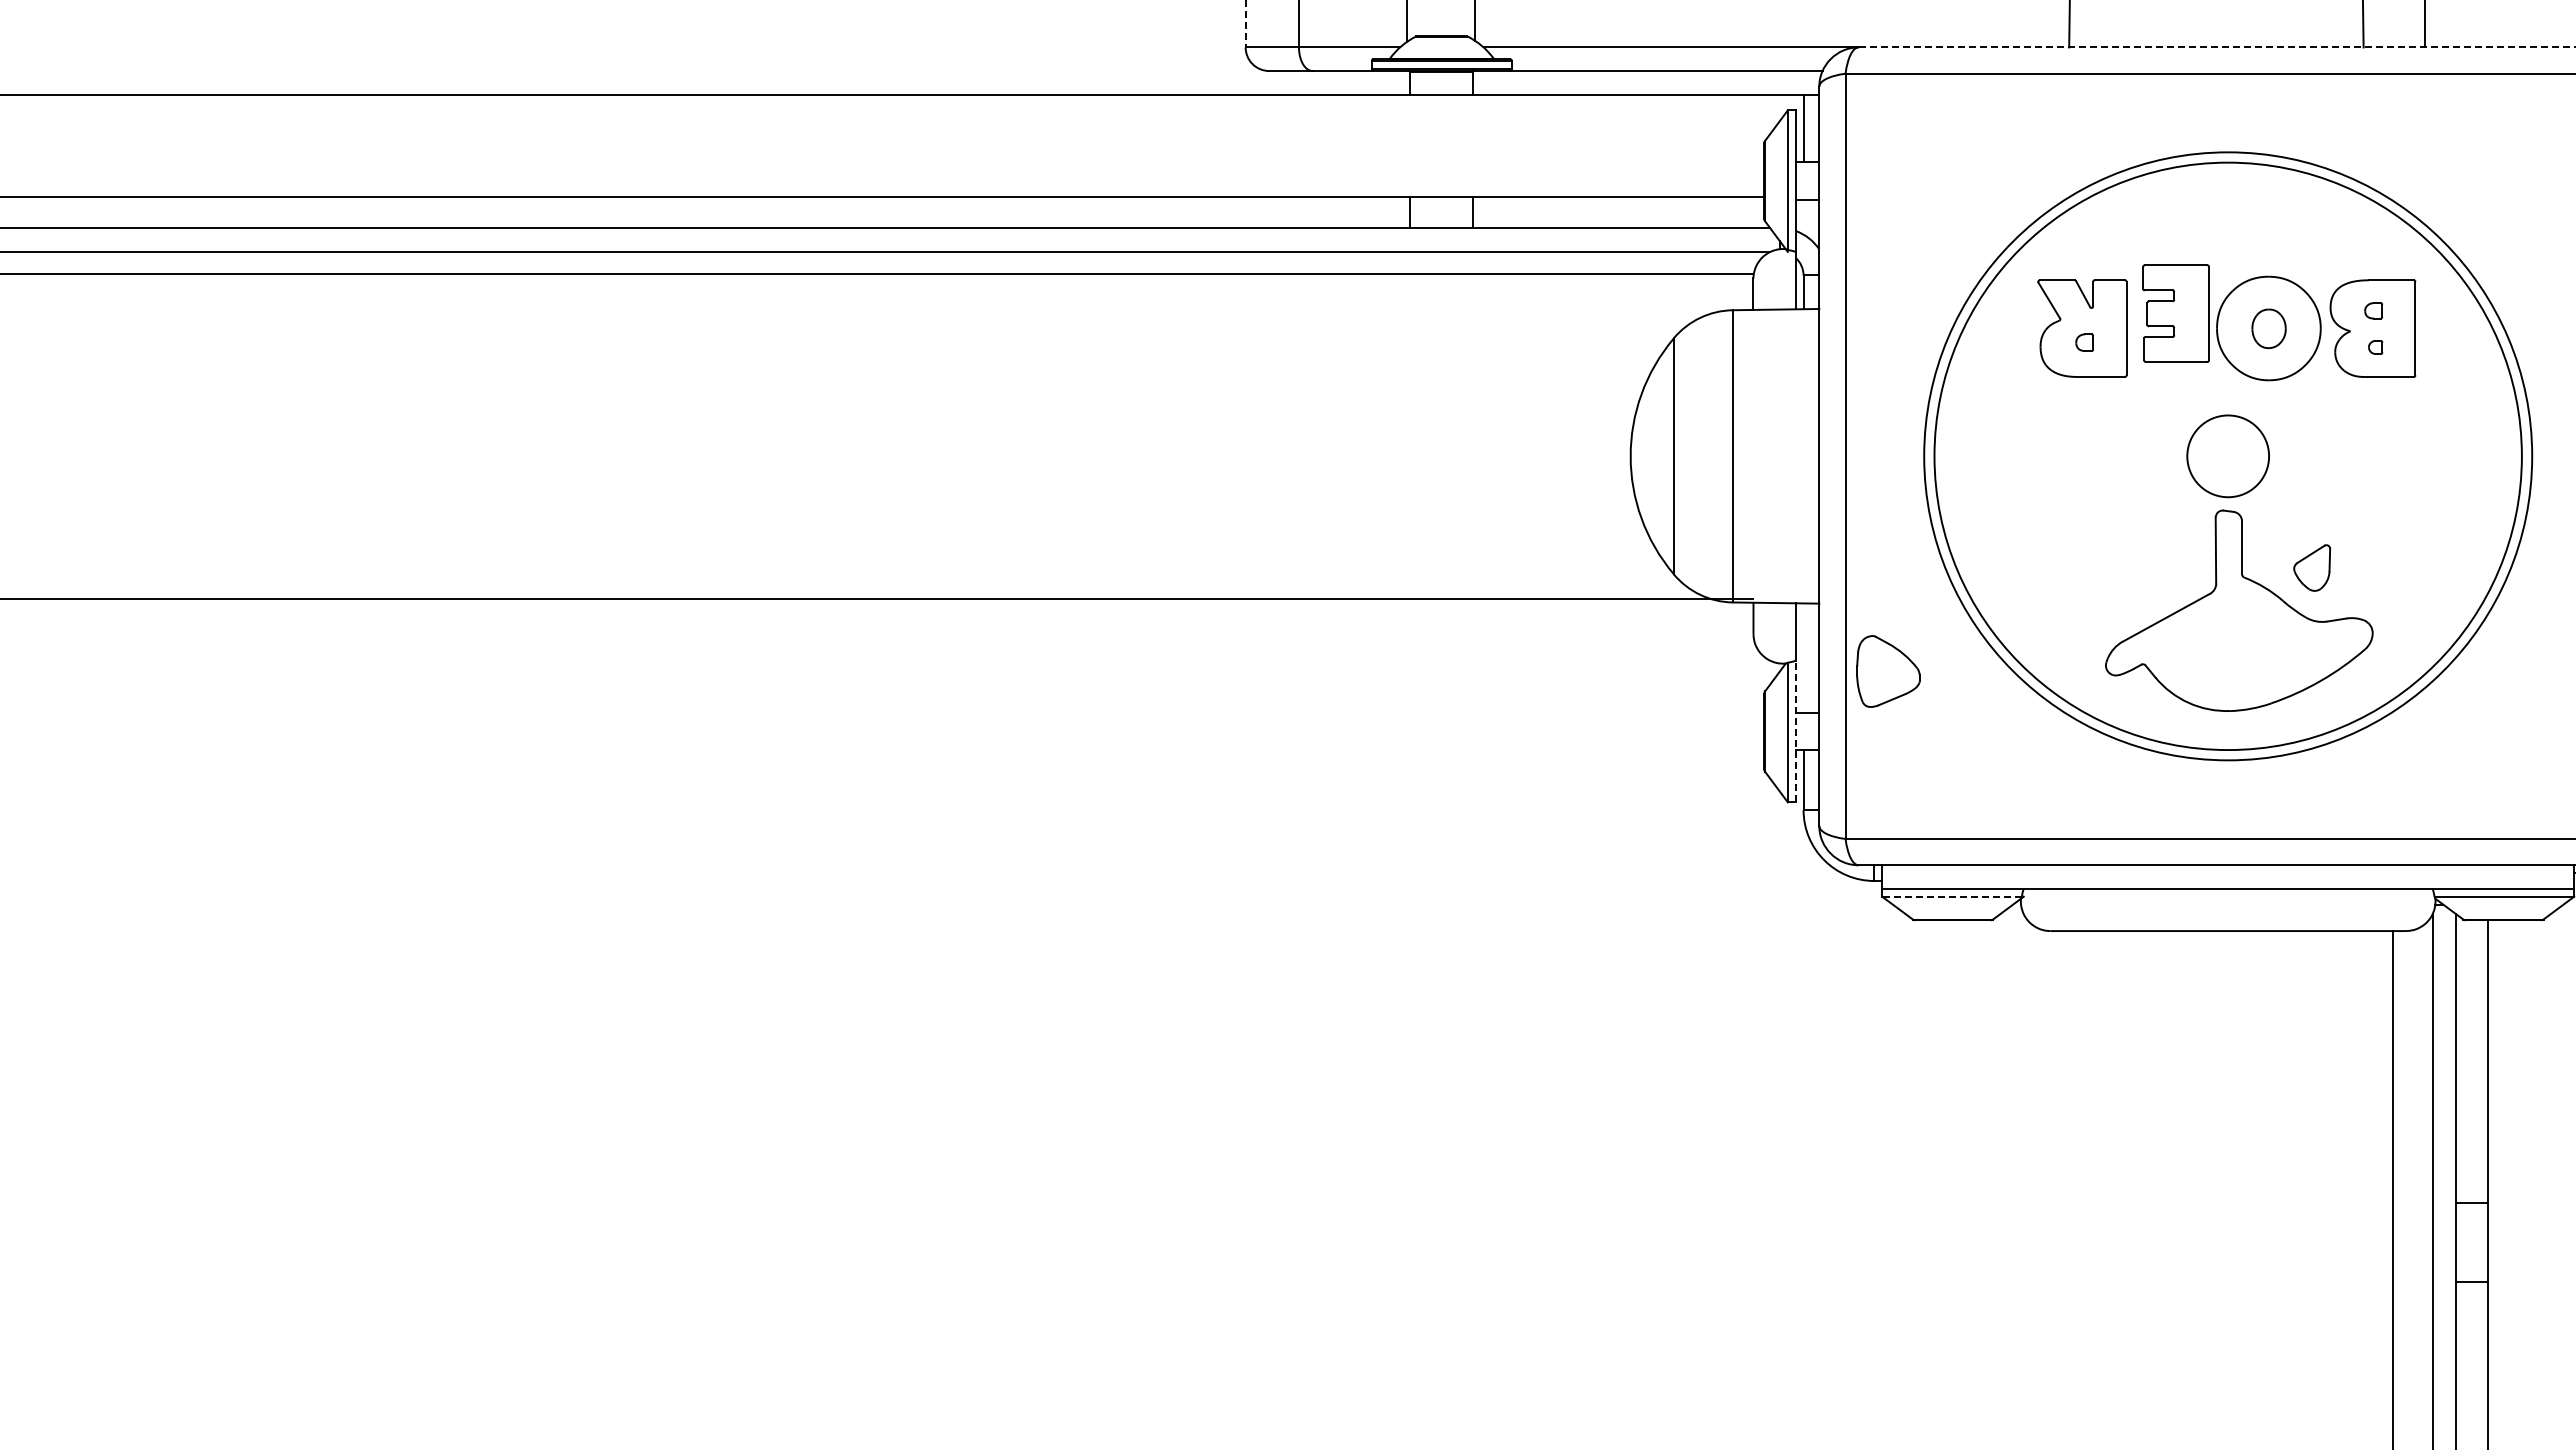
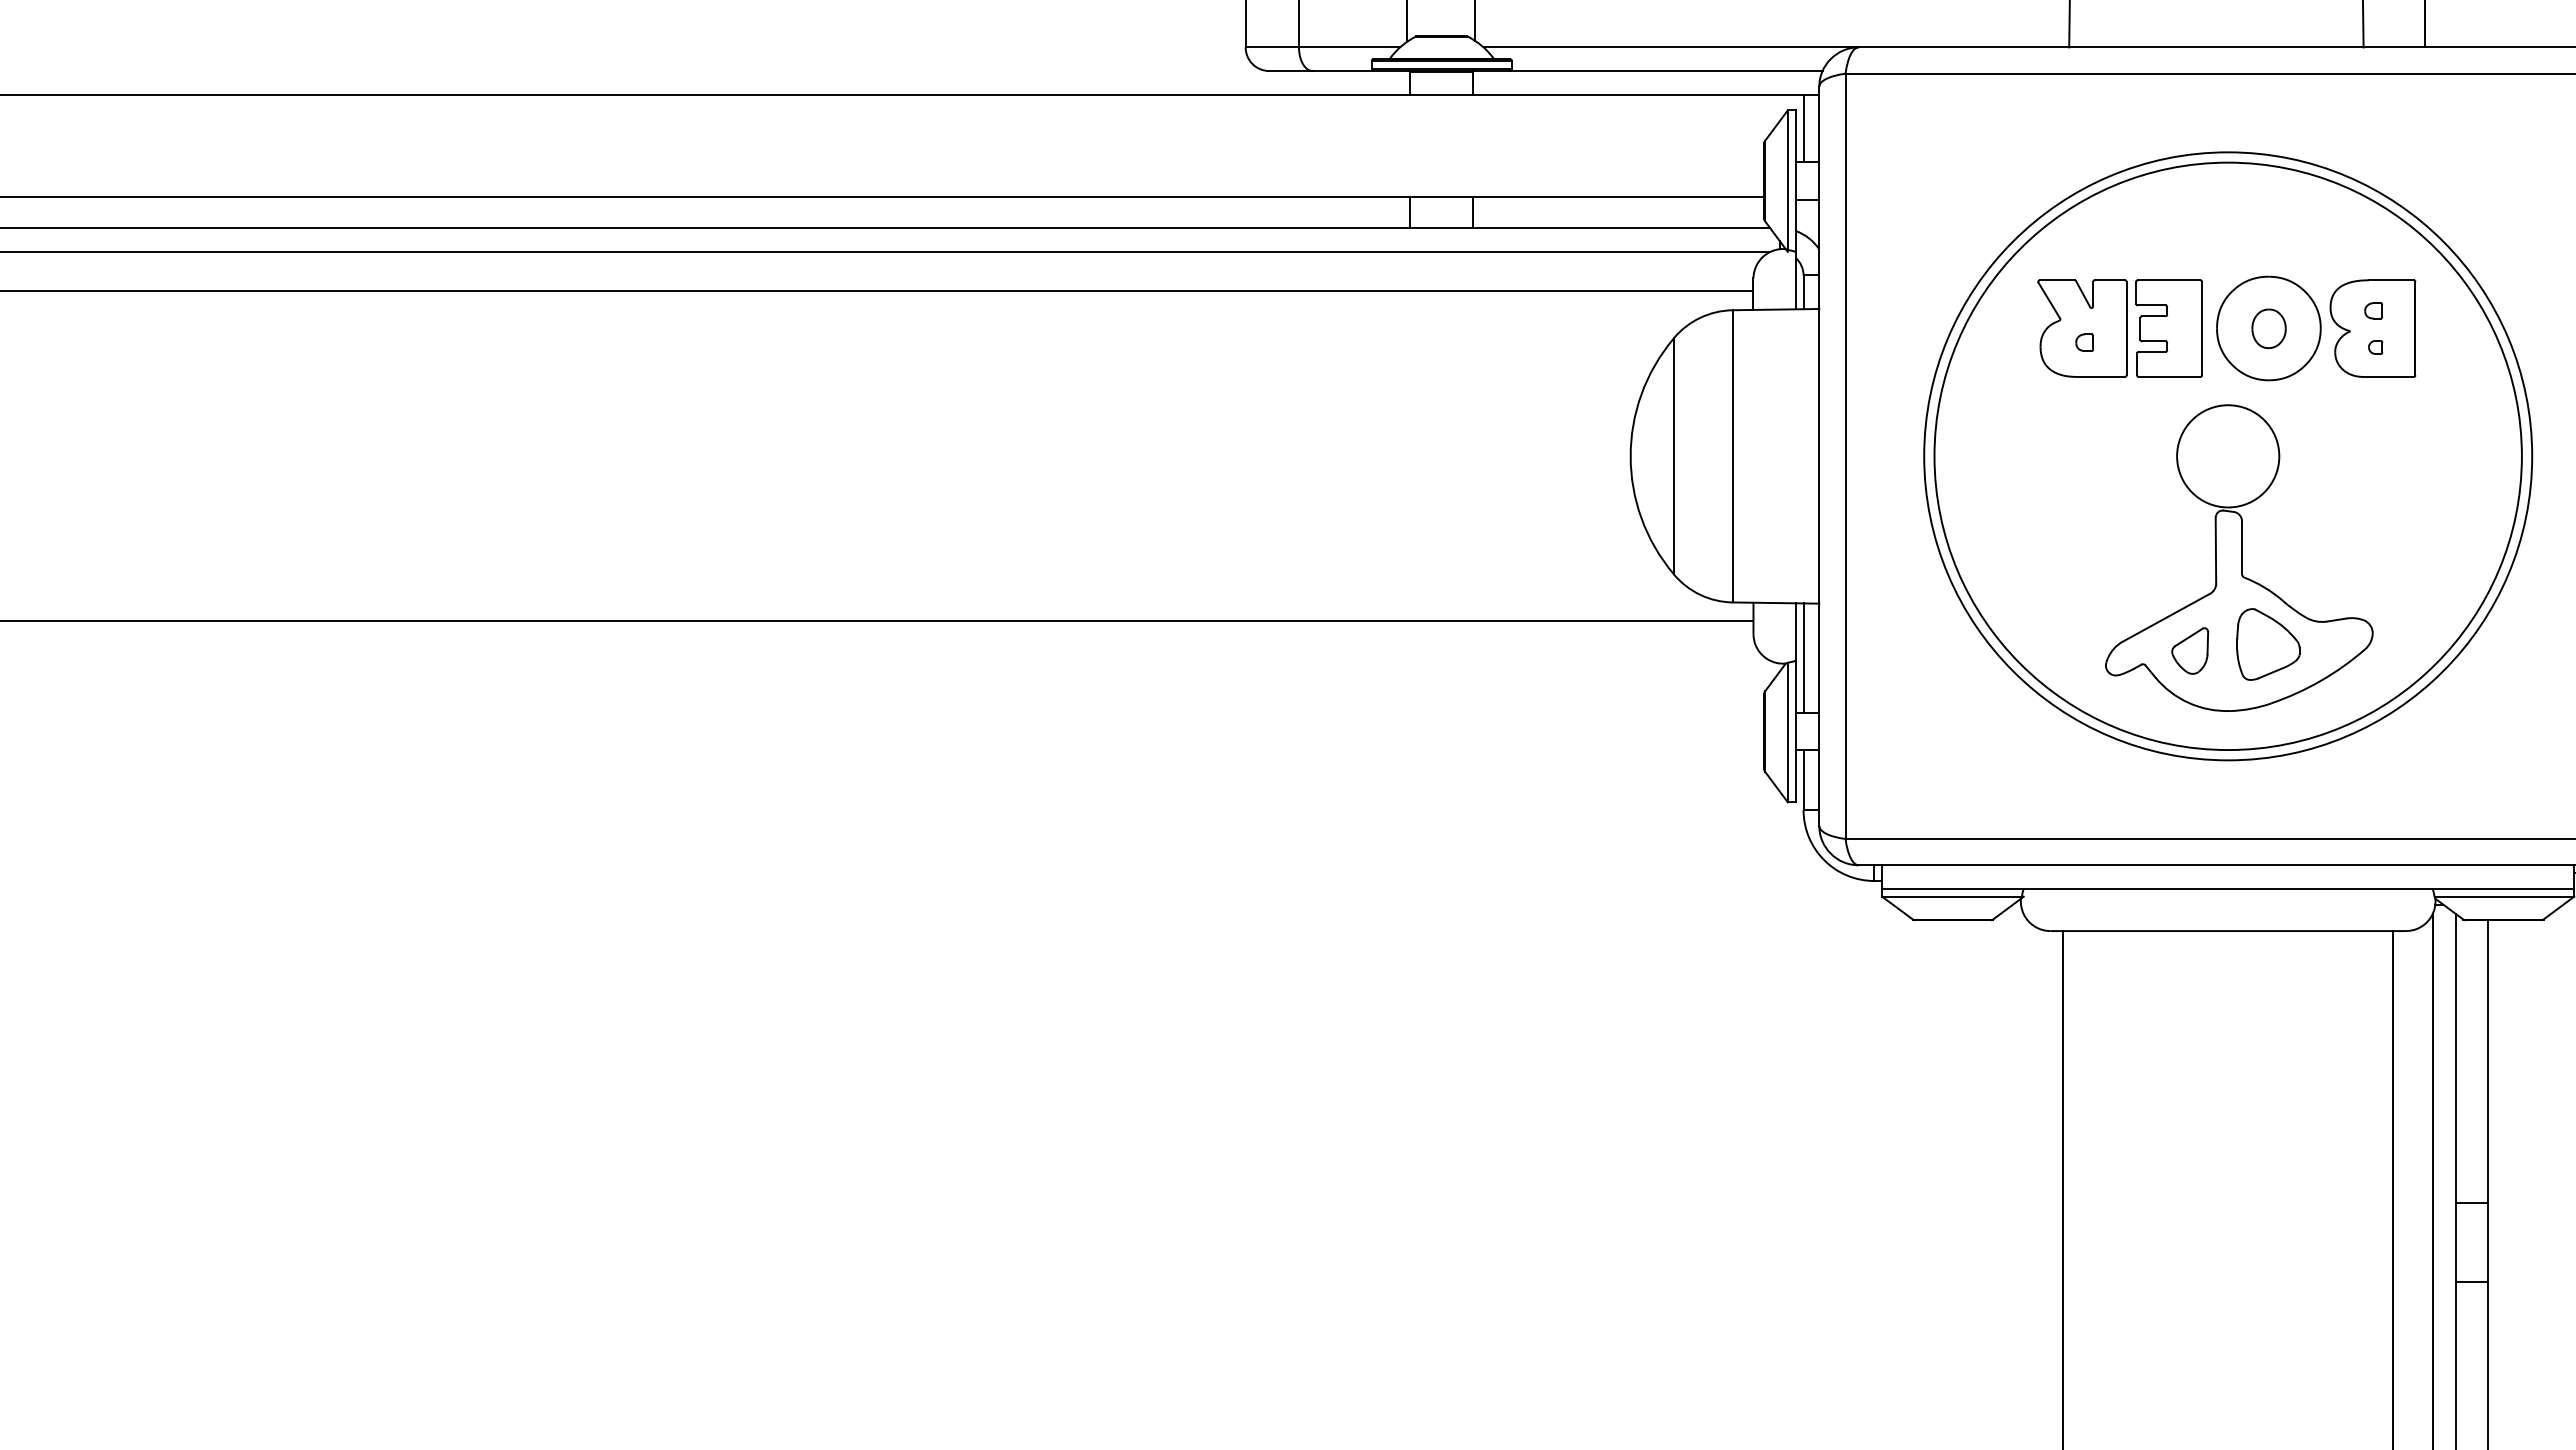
line: dashed -> solid (1245, 24)
line: dashed -> solid (2217, 47)
line position: (877, 274) -> (877, 291) (877, 291)
part position: (2175, 313) -> (2168, 328) (2168, 328)
circle diameter: 82 px -> 102 px (2228, 456)
part position: (2312, 567) -> (2190, 650) (2190, 650)
line position: (877, 599) -> (877, 621) (877, 621)
line: none -> present (1803, 657)
part position: (1888, 671) -> (2268, 644) (2268, 644)
line: dashed -> solid (1795, 731)
line: dashed -> solid (1952, 896)
line: none -> present (2063, 1188)
